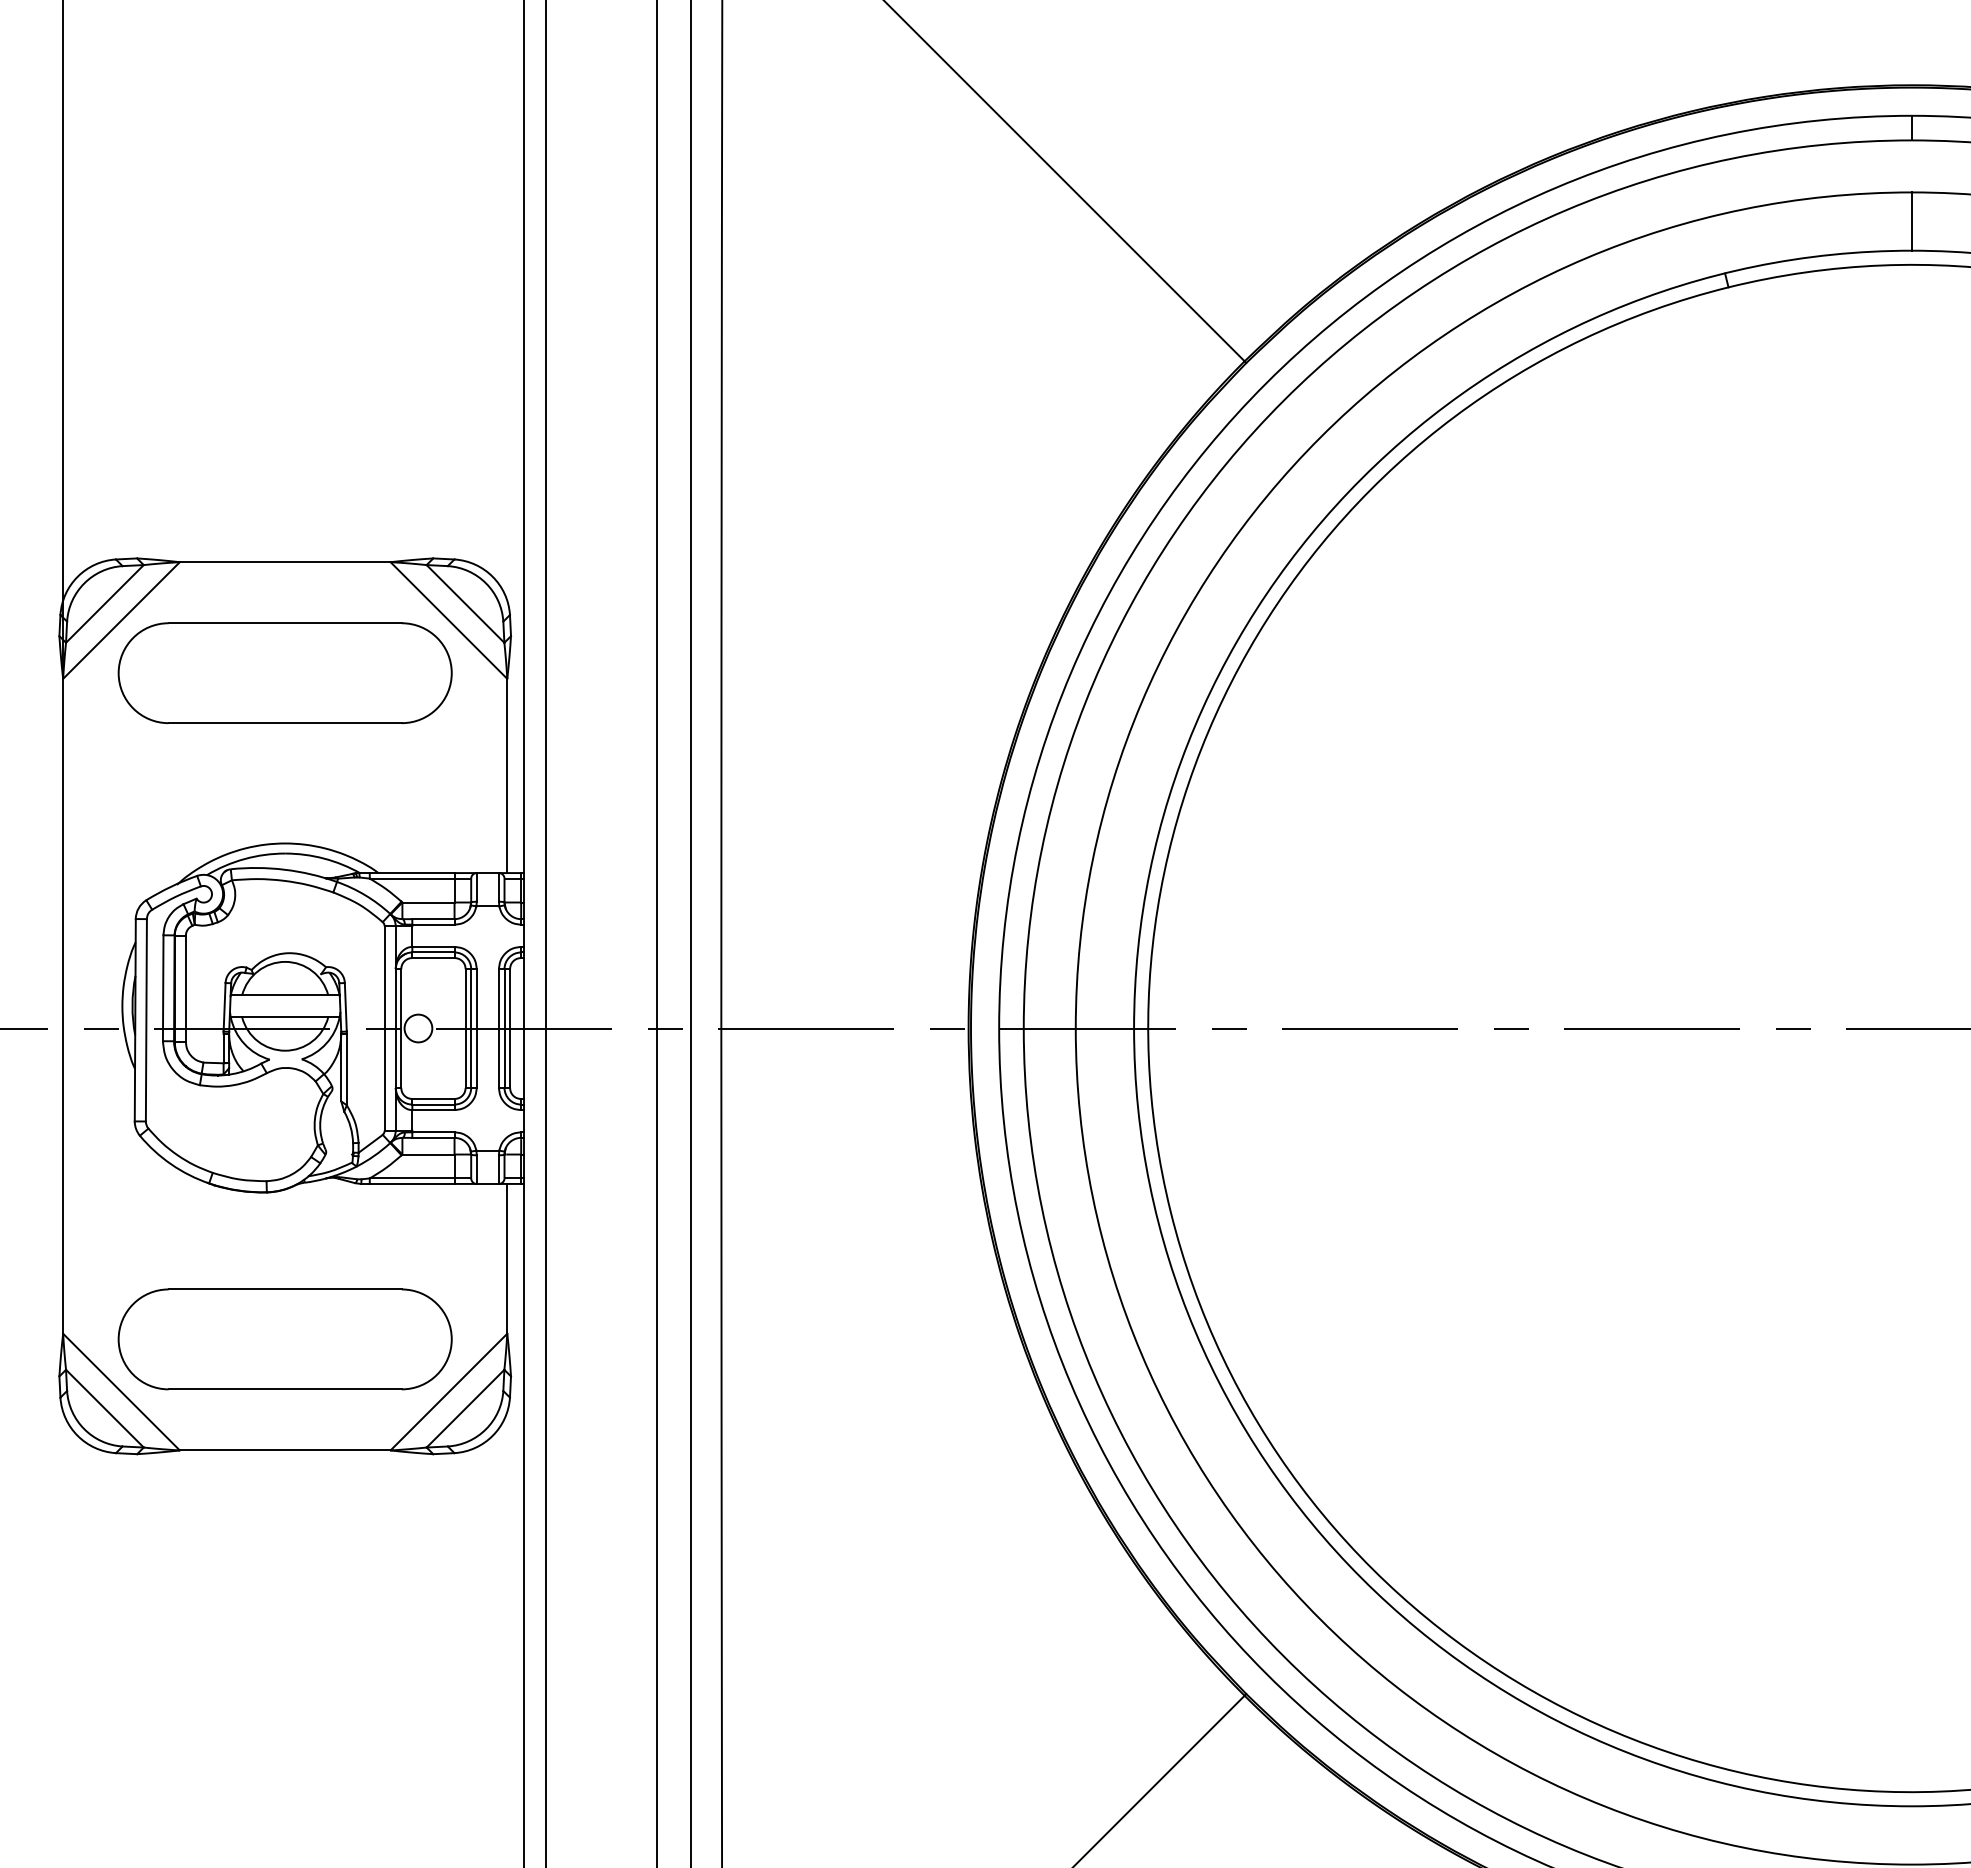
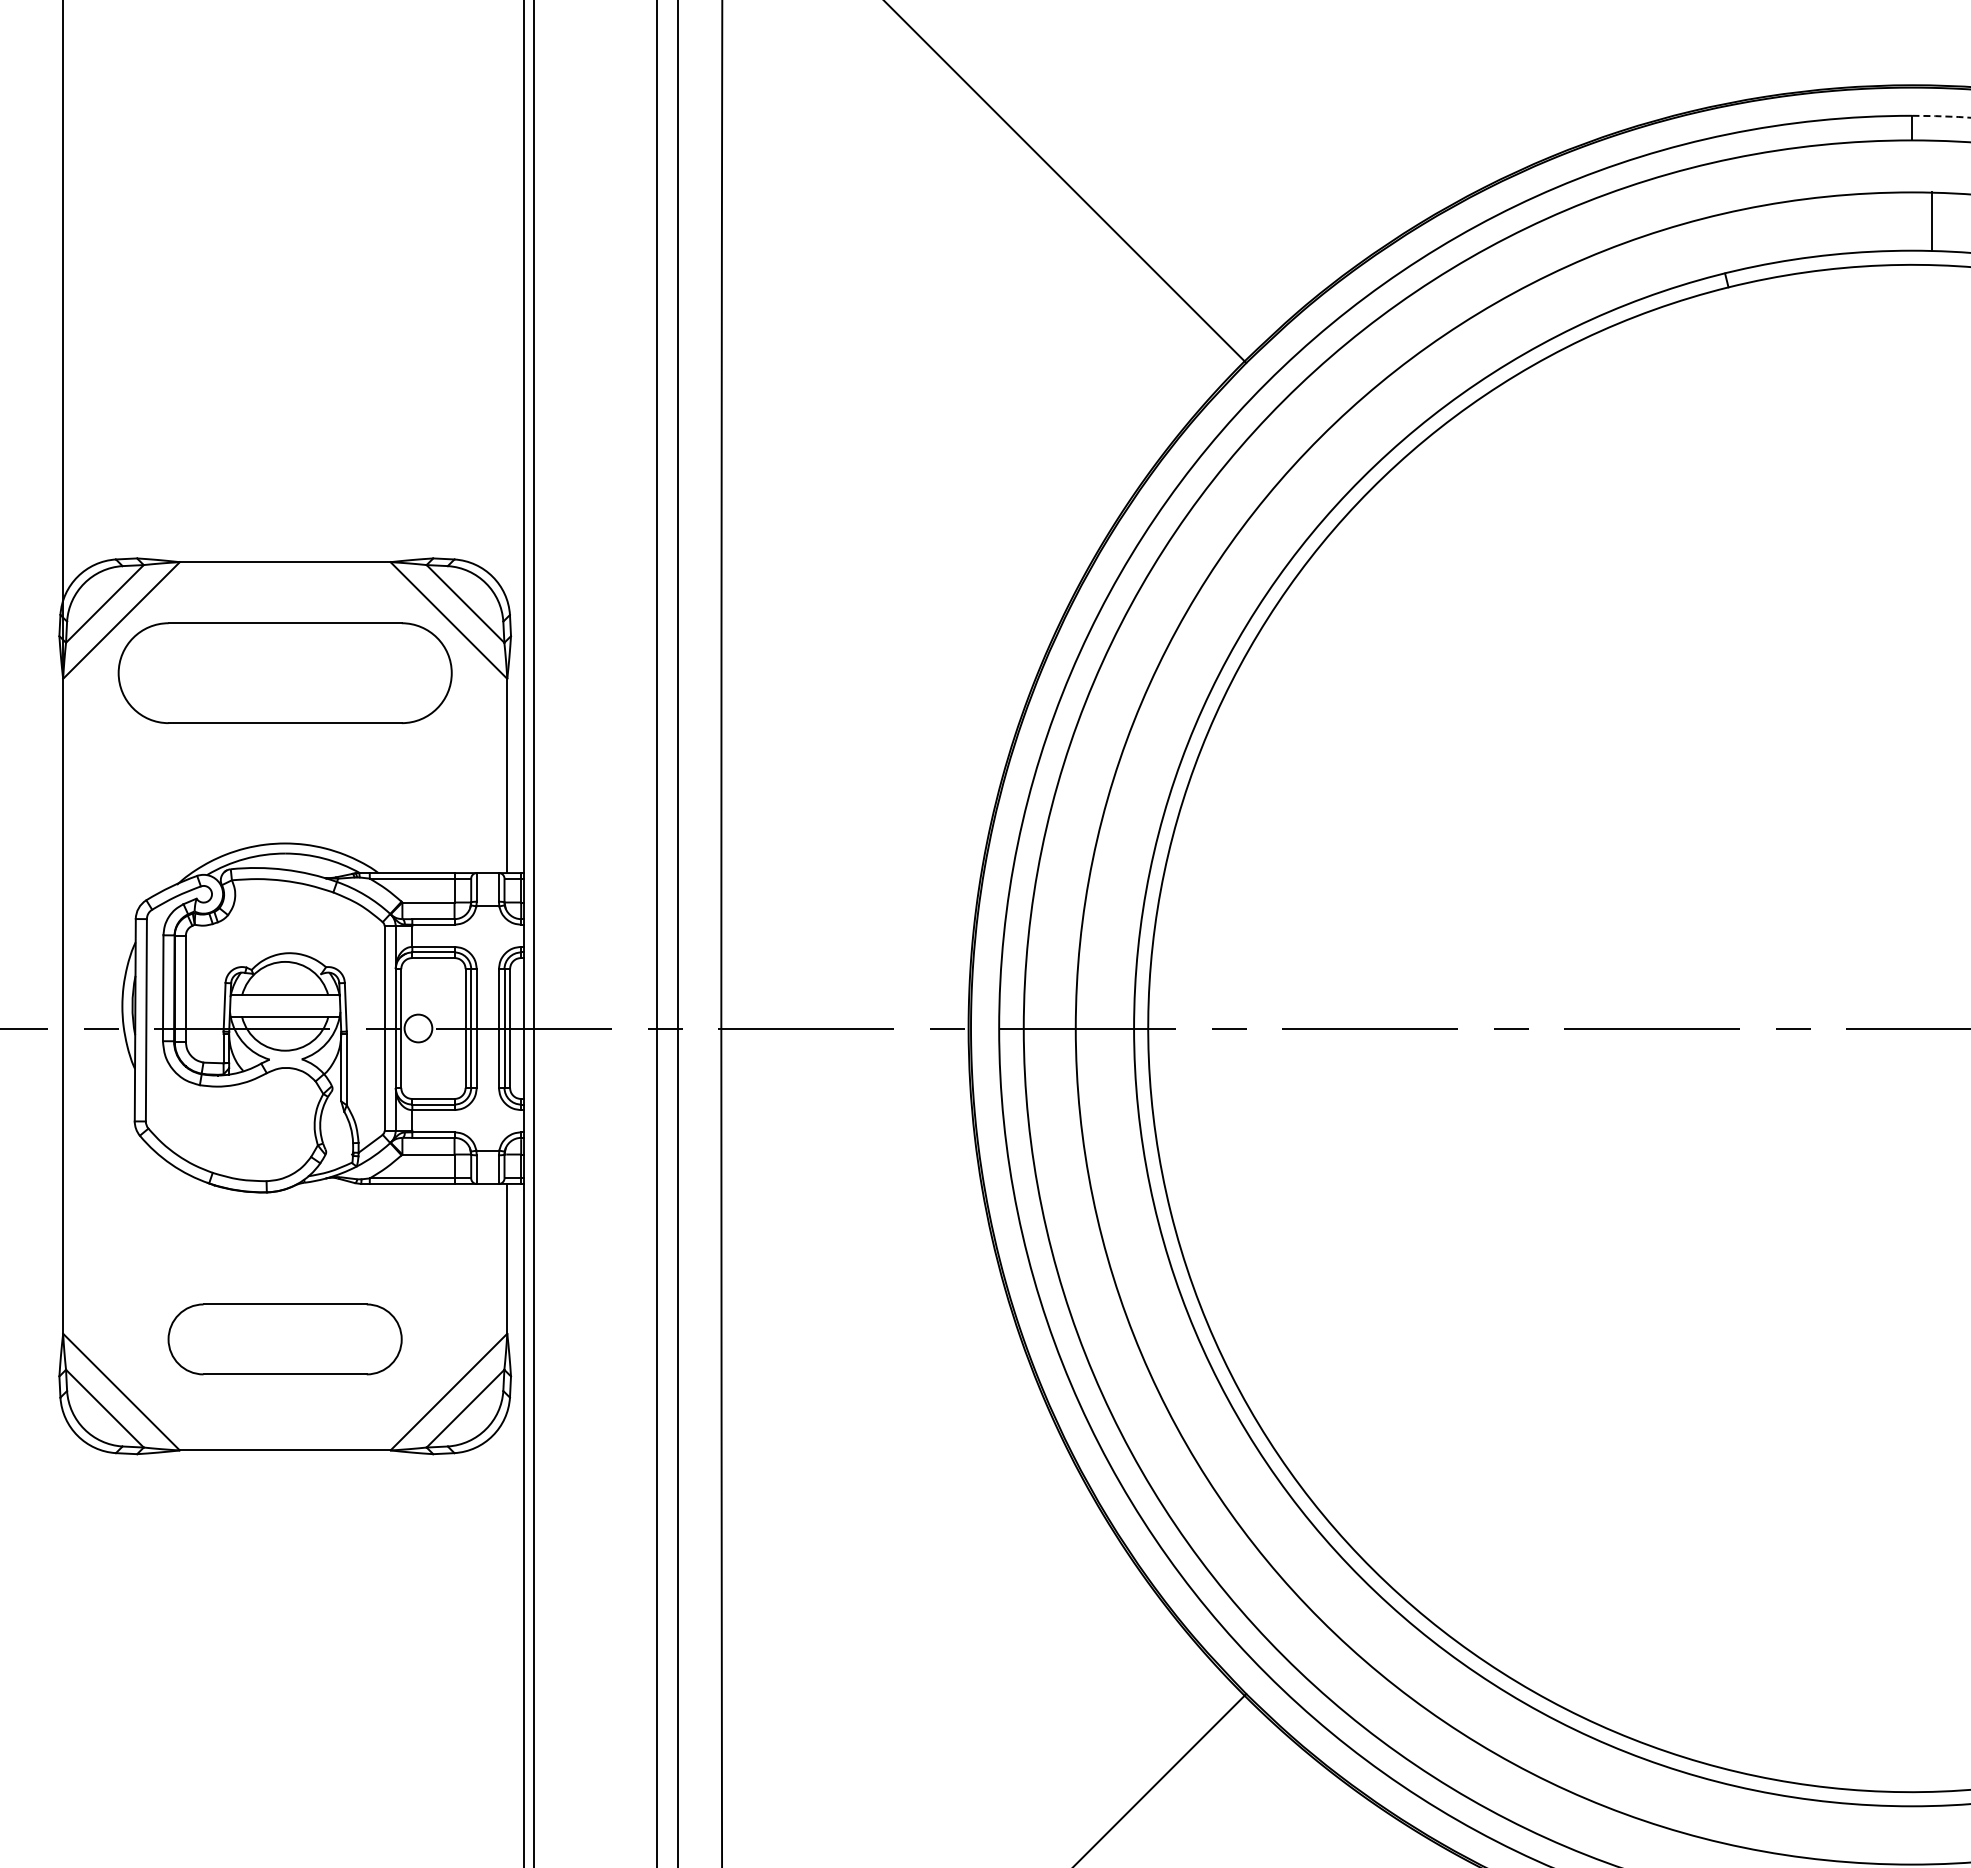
arc: solid -> dashed (1941, 116)
line position: (1911, 221) -> (1931, 221) (1931, 221)
line position: (546, 933) -> (534, 933) (534, 933)
line position: (690, 933) -> (677, 933) (677, 933)
part size: 336x103 px -> 236x73 px (284, 1339)
